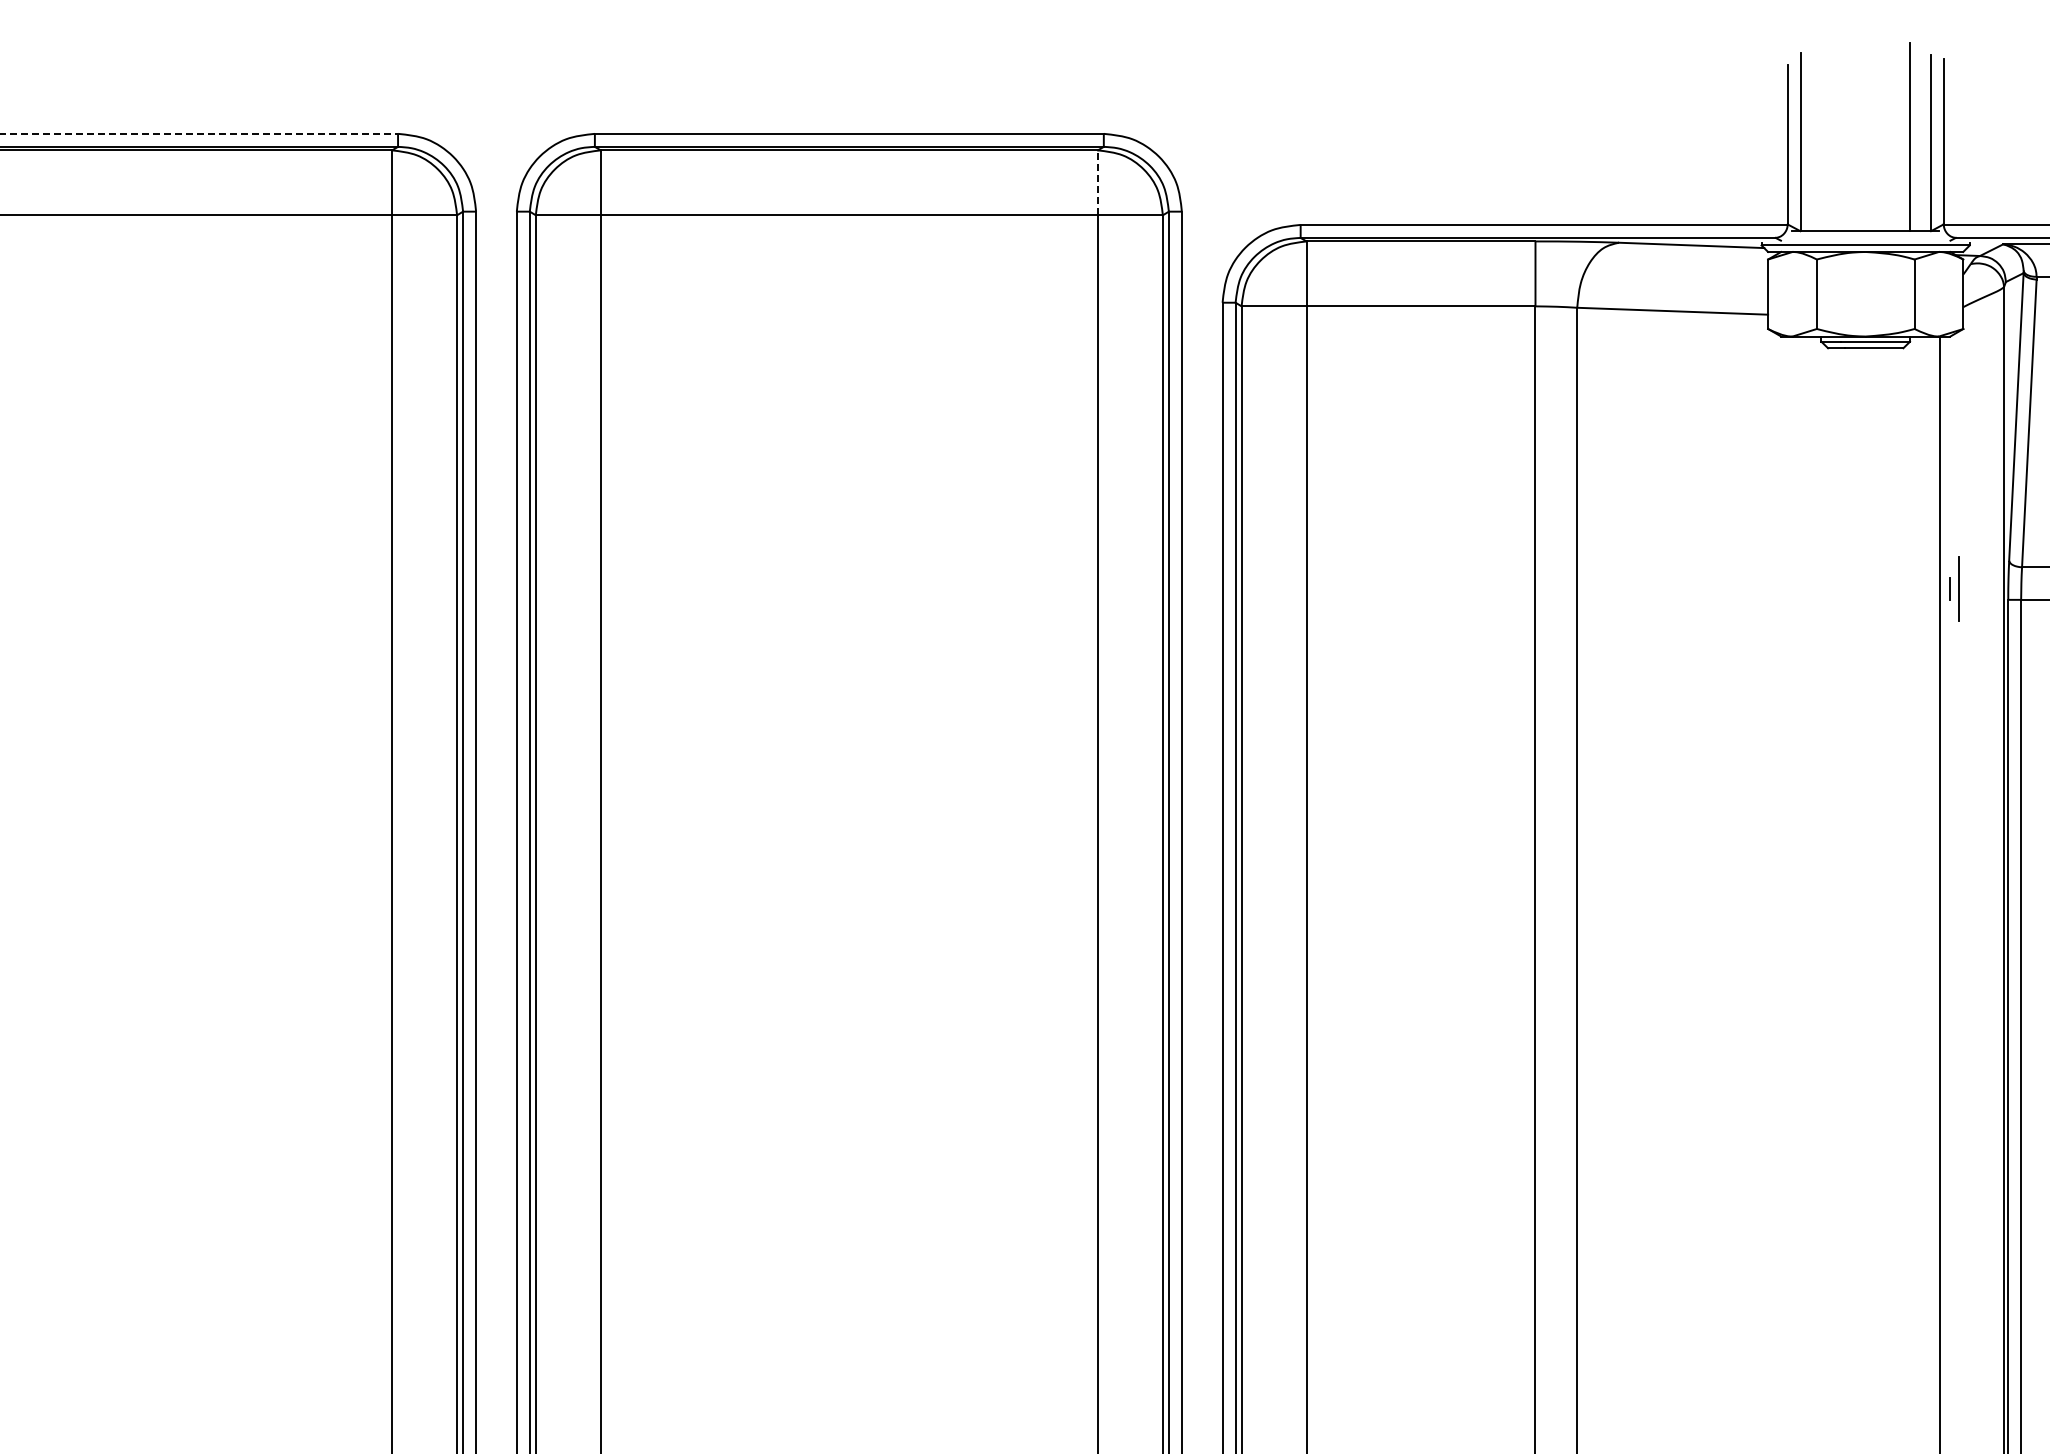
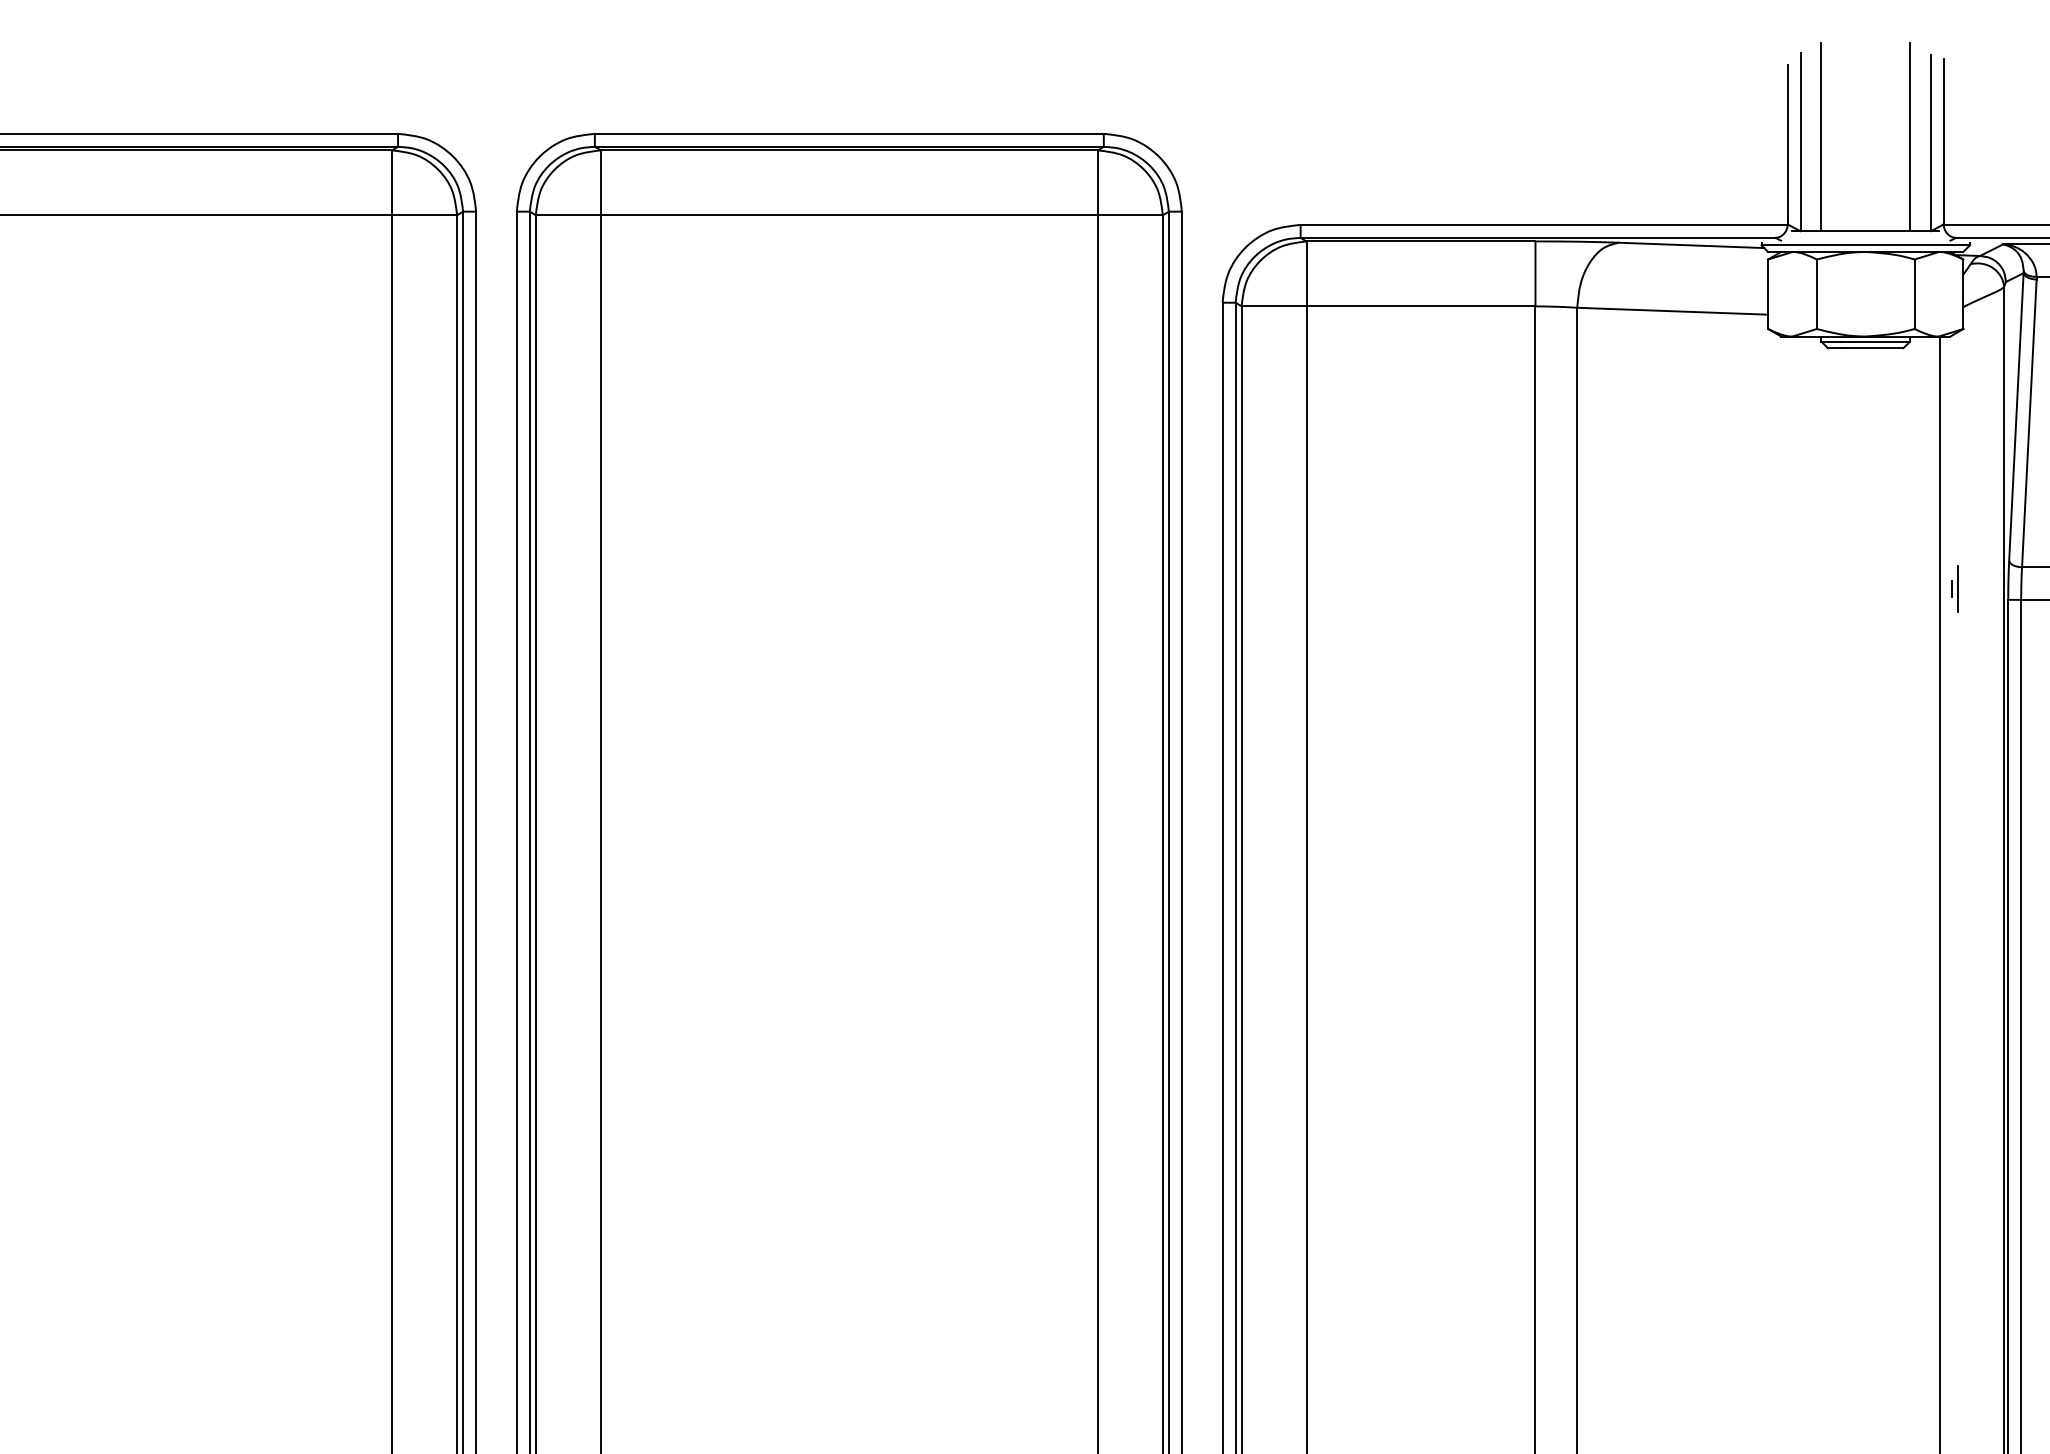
line: dashed -> solid (199, 133)
line: none -> present (1821, 136)
line: dashed -> solid (1097, 182)
part size: 11x66 px -> 8x48 px (1954, 588)
